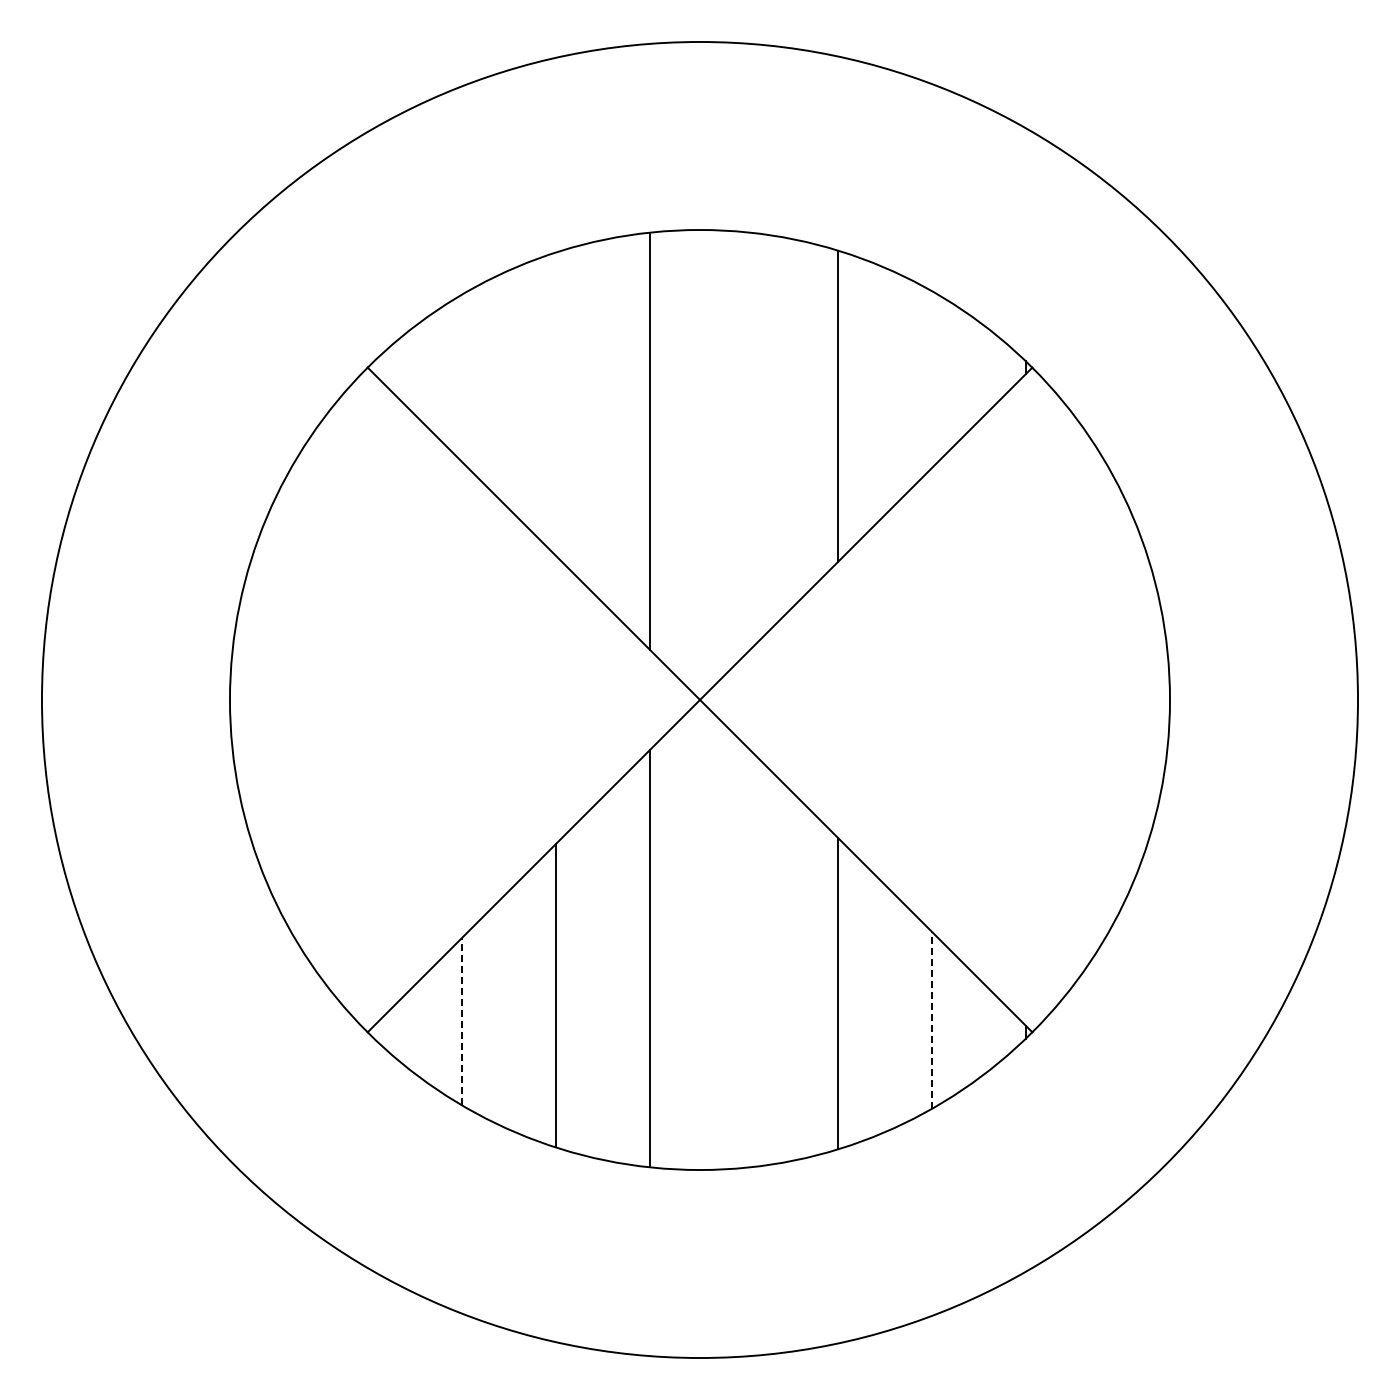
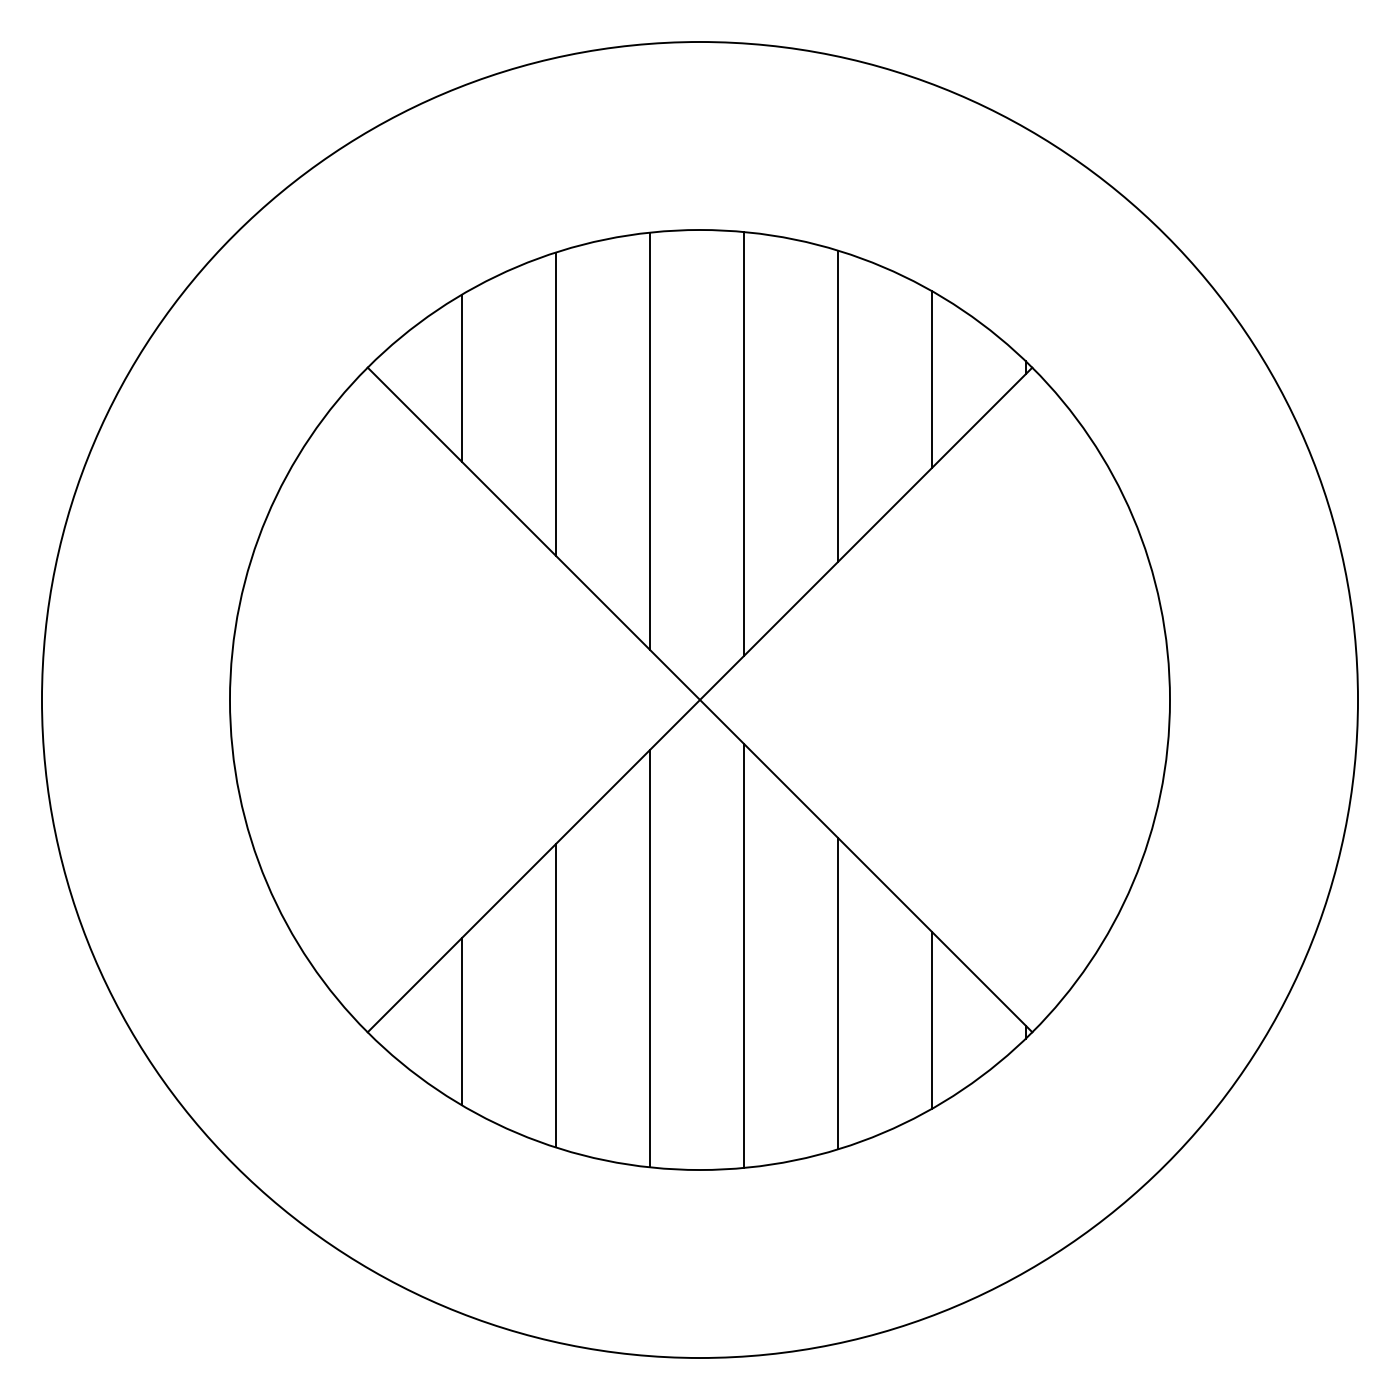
line: none -> present (461, 377)
line: none -> present (931, 379)
line: none -> present (555, 403)
line: none -> present (743, 444)
line: none -> present (743, 955)
line: dashed -> solid (931, 1020)
line: dashed -> solid (461, 1021)
